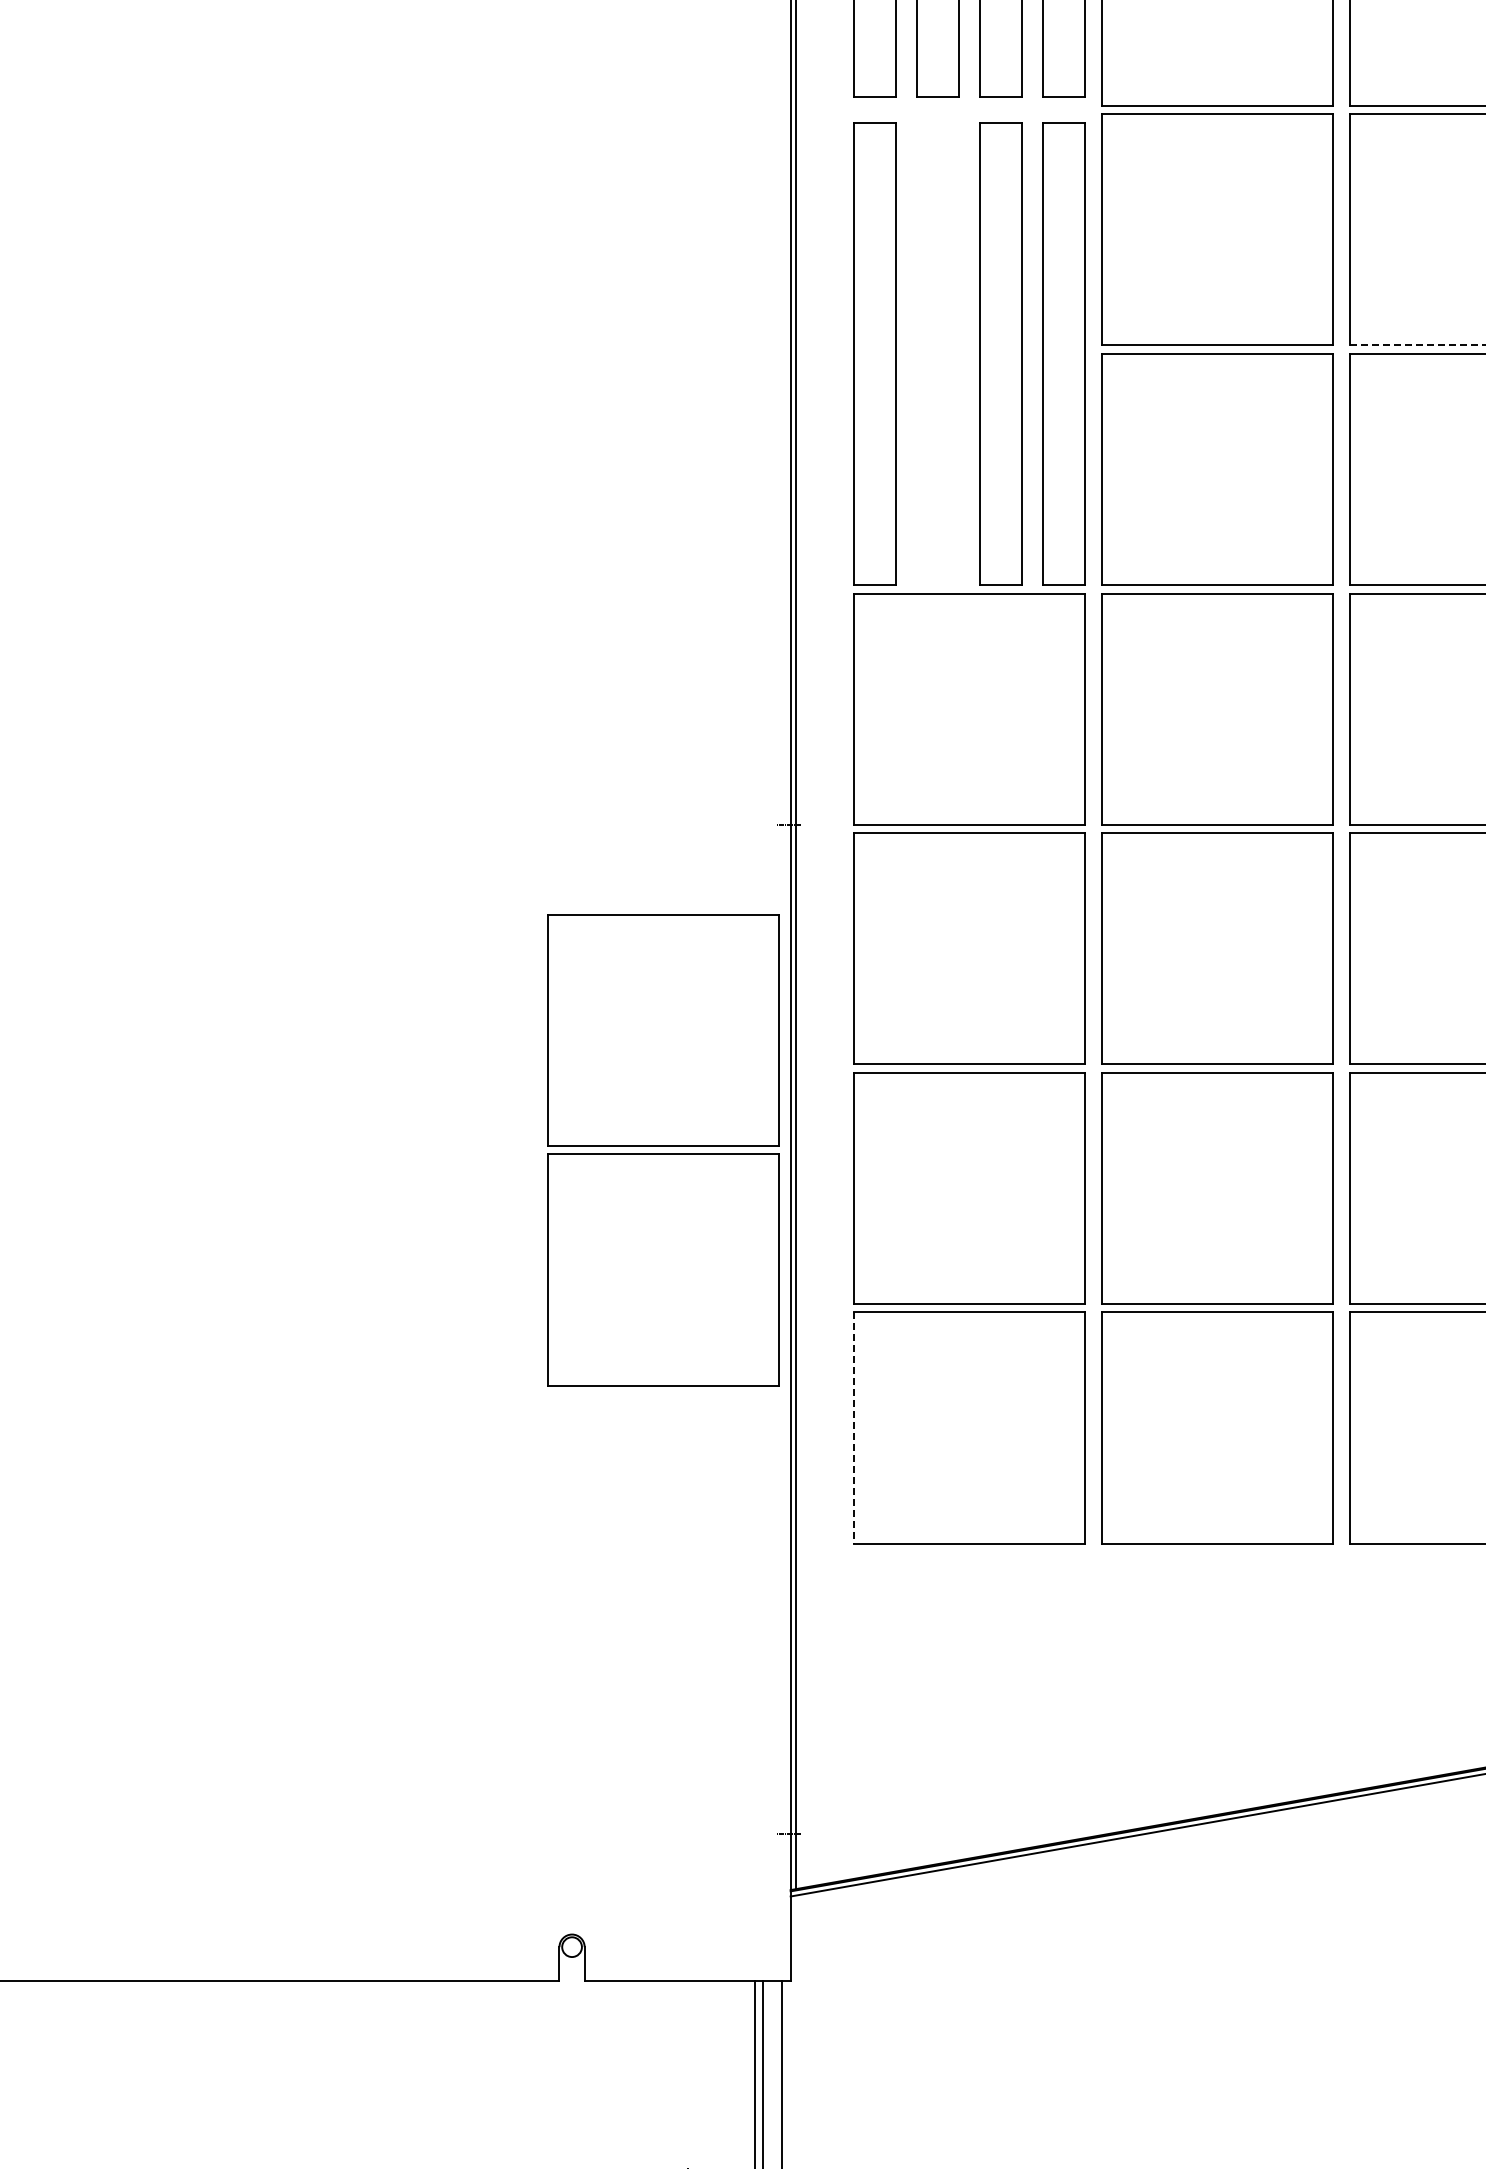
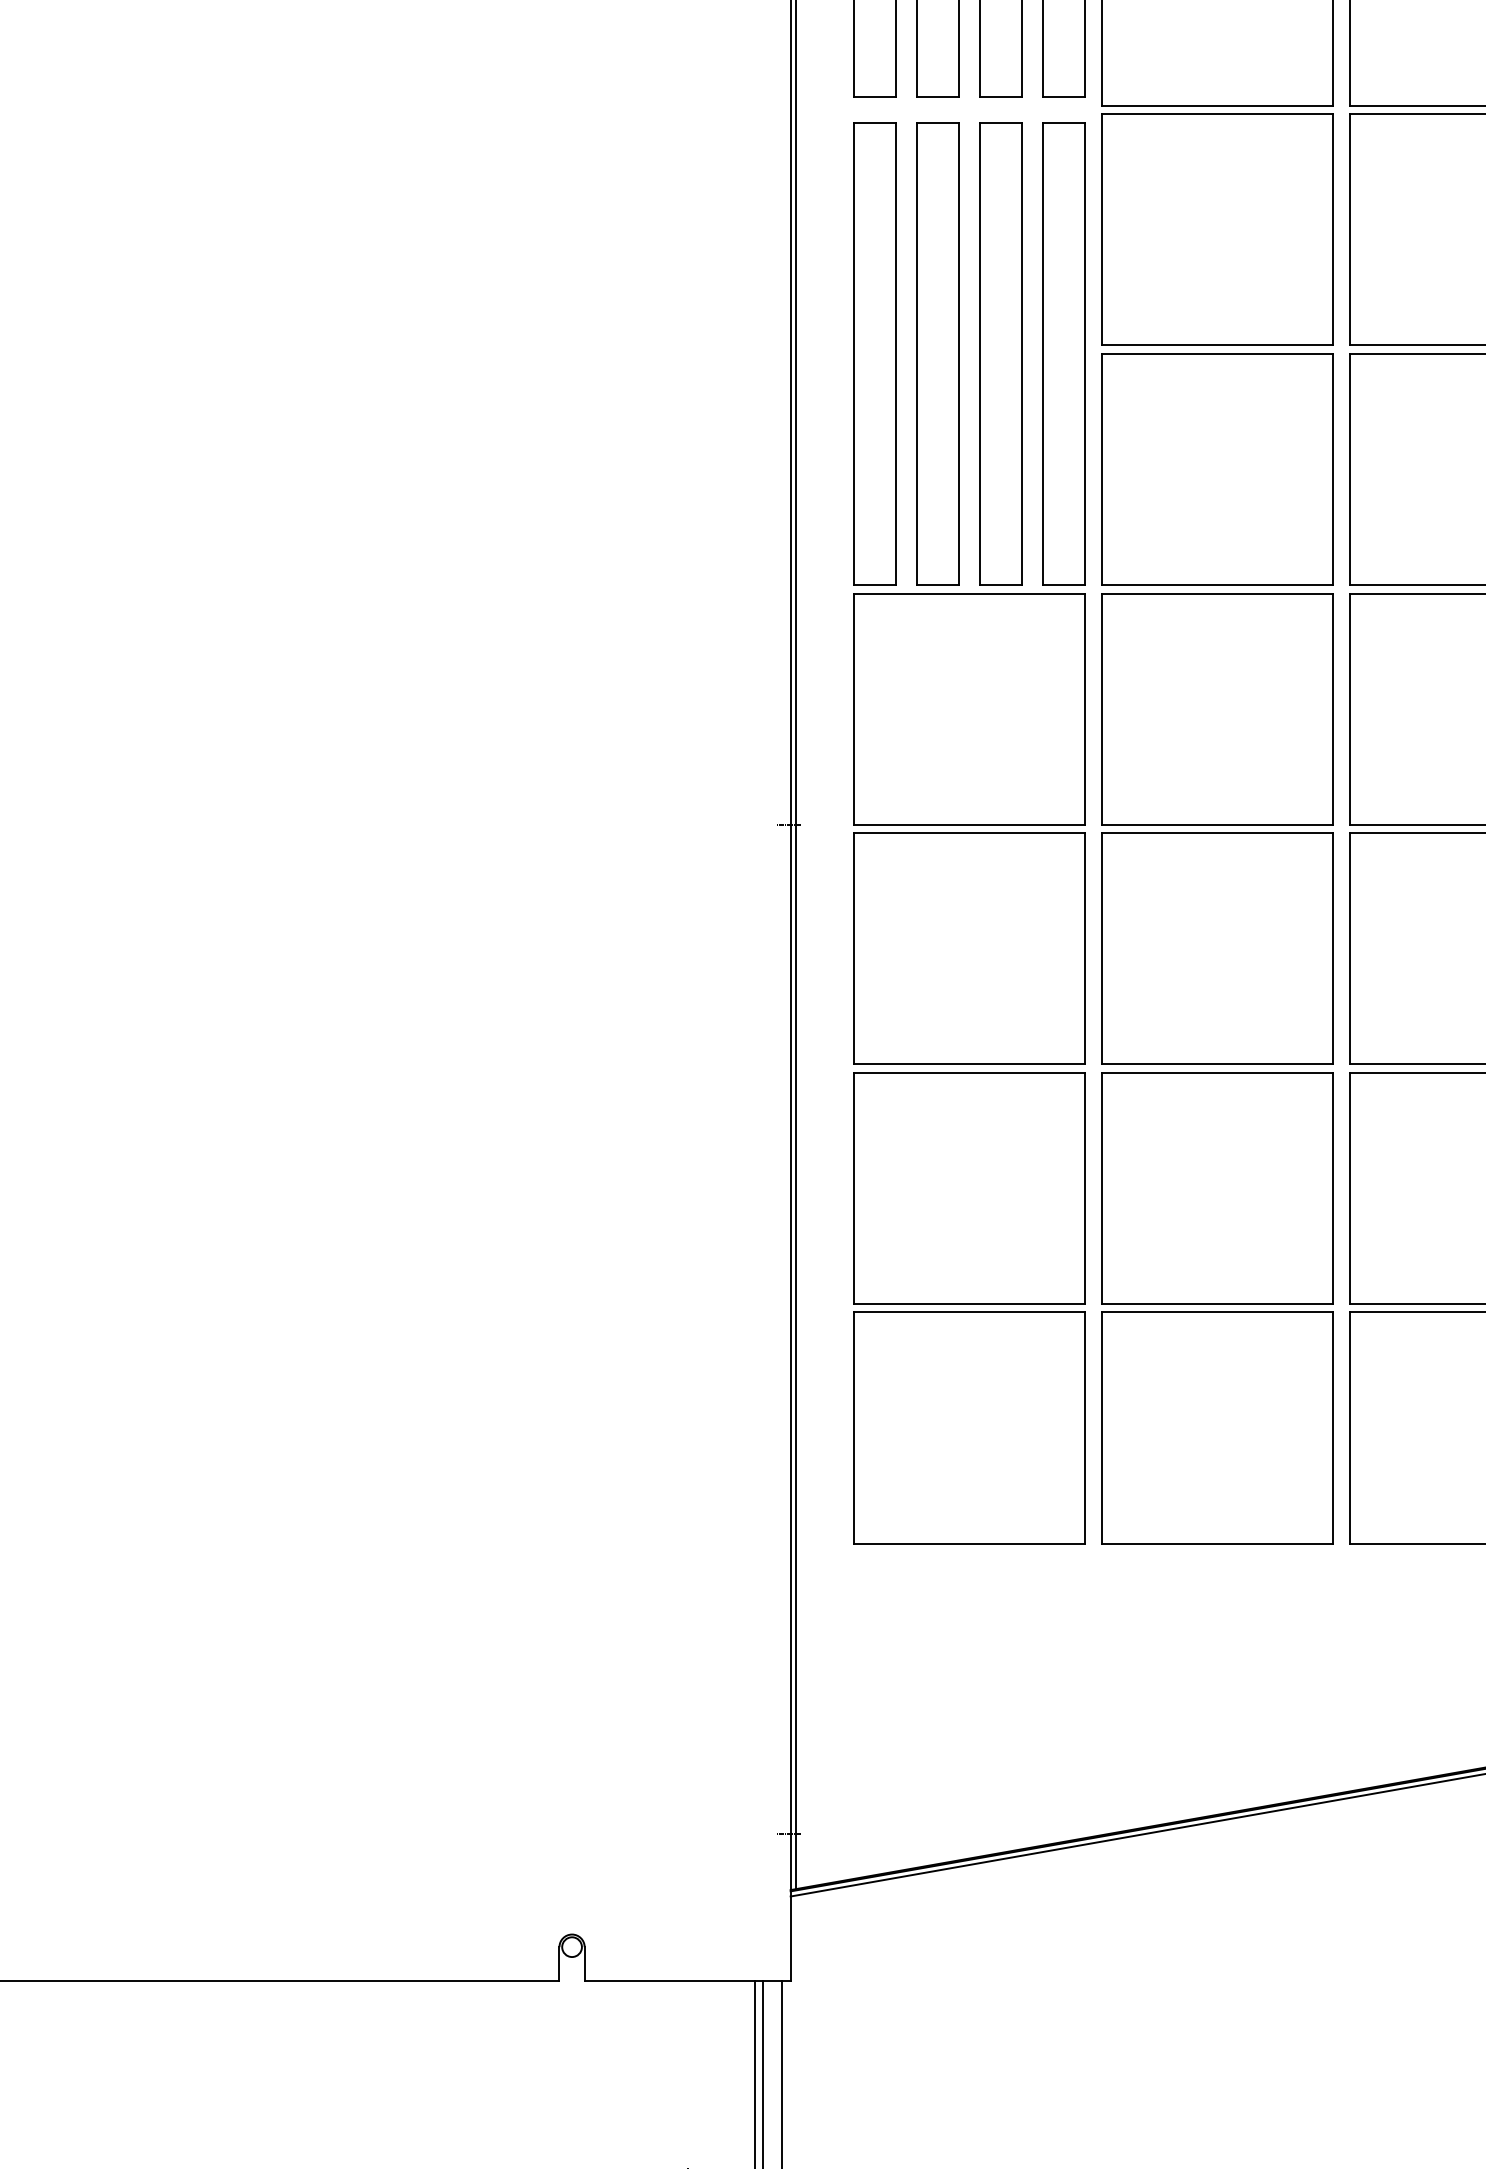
line: dashed -> solid (1417, 345)
part: none -> present (937, 353)
part: present -> none (663, 1150)
line: dashed -> solid (853, 1427)
